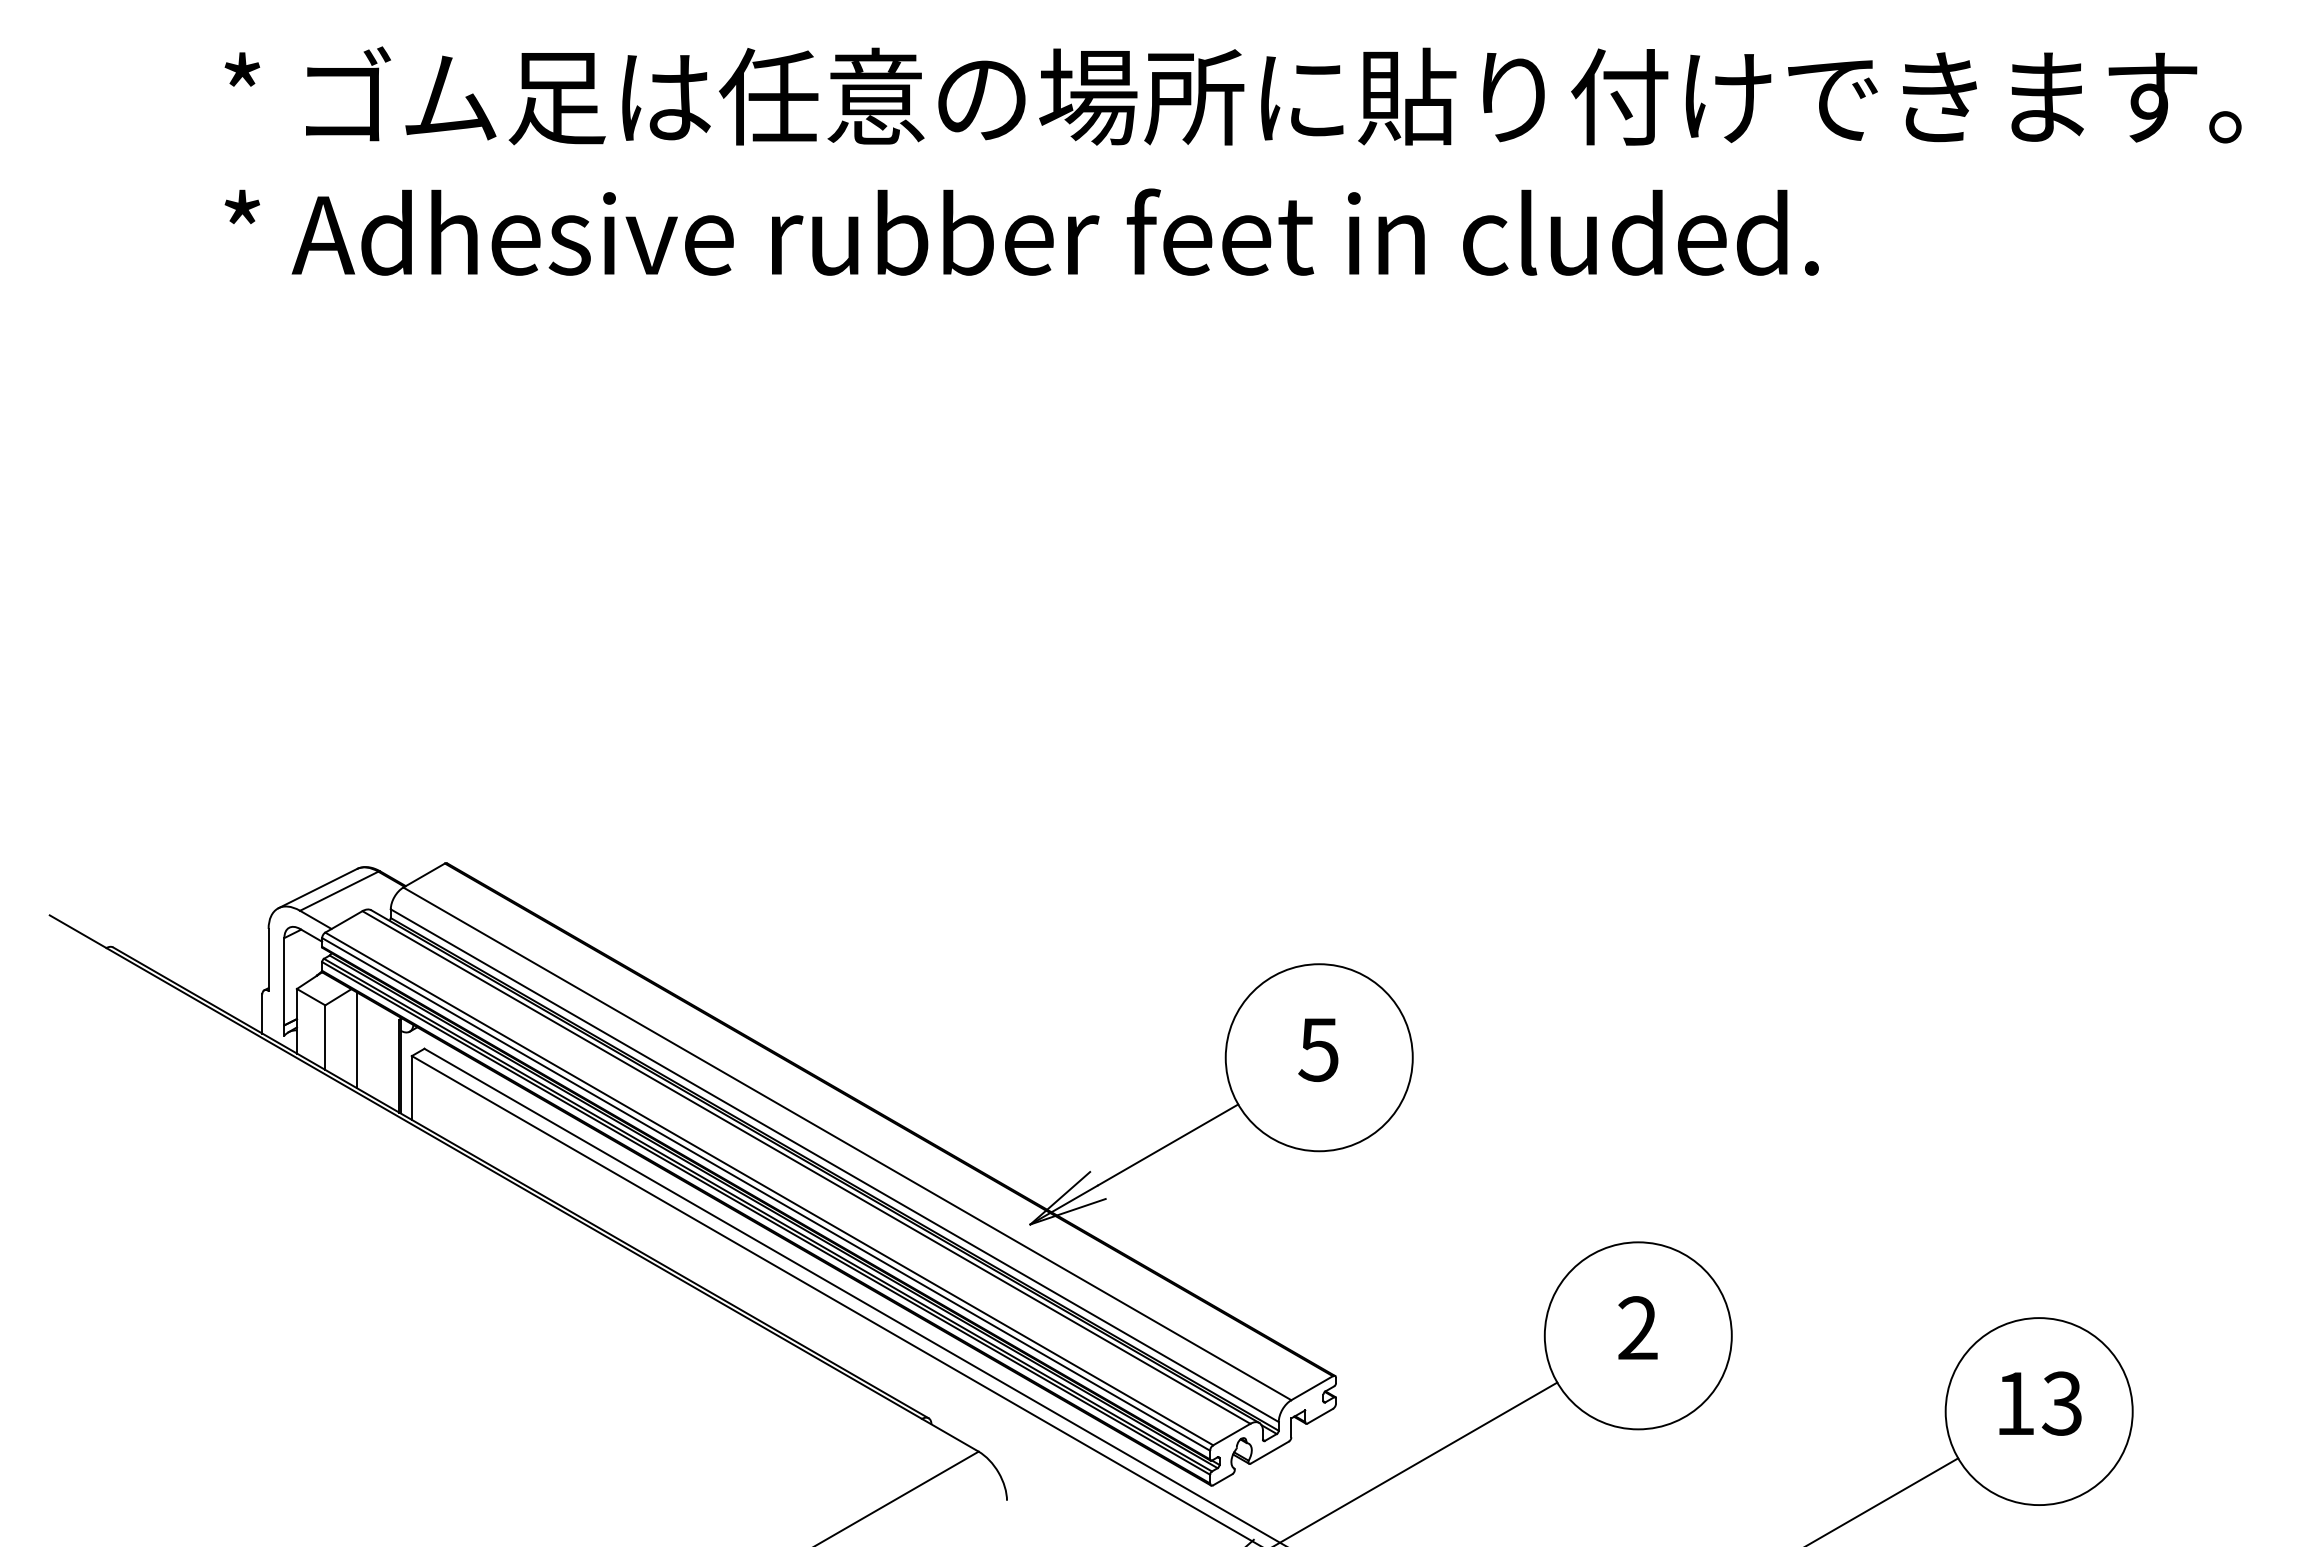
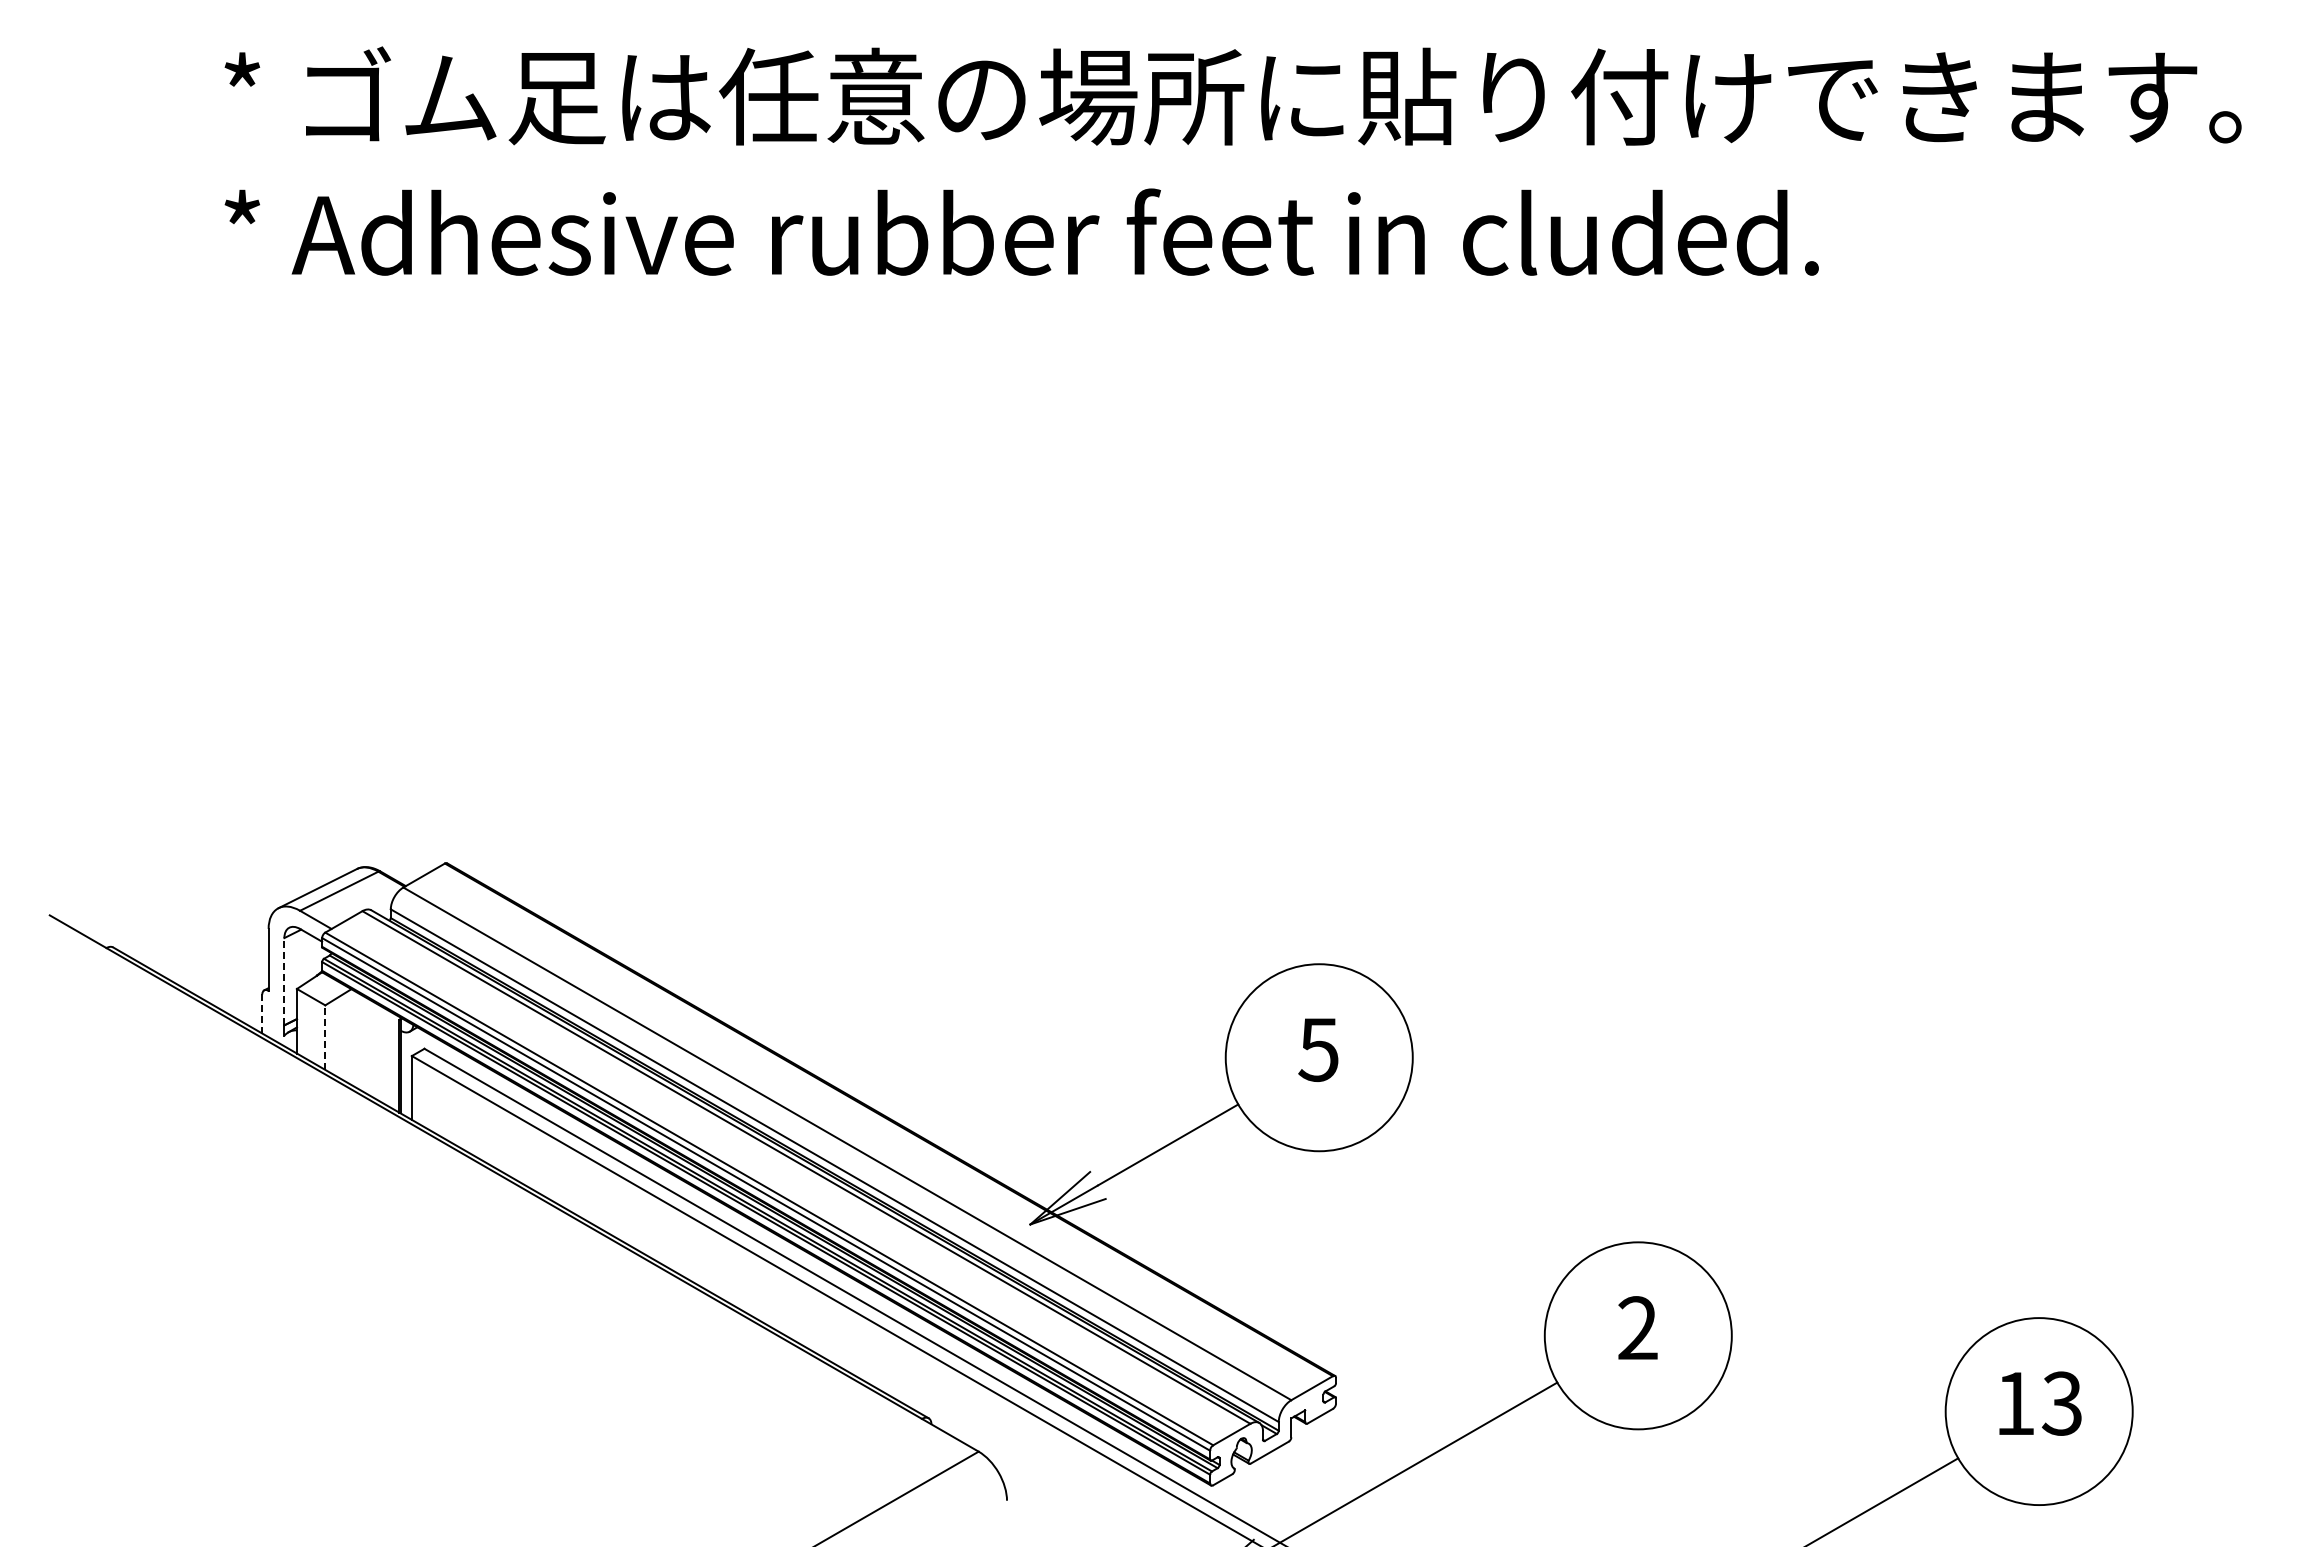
line: solid -> dashed (284, 981)
line: solid -> dashed (262, 1013)
line: solid -> dashed (325, 1037)
line: present -> none (356, 1040)
